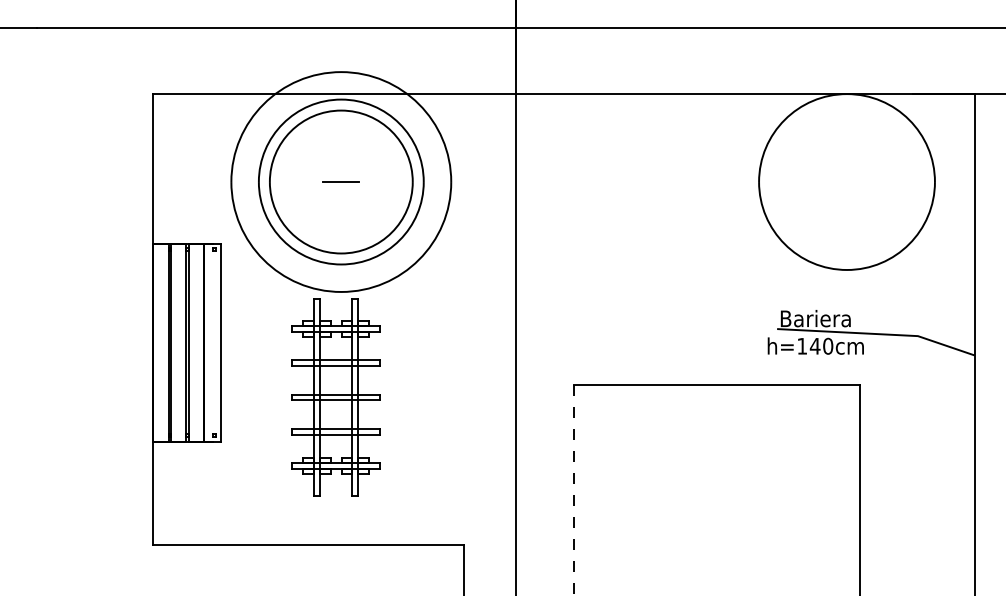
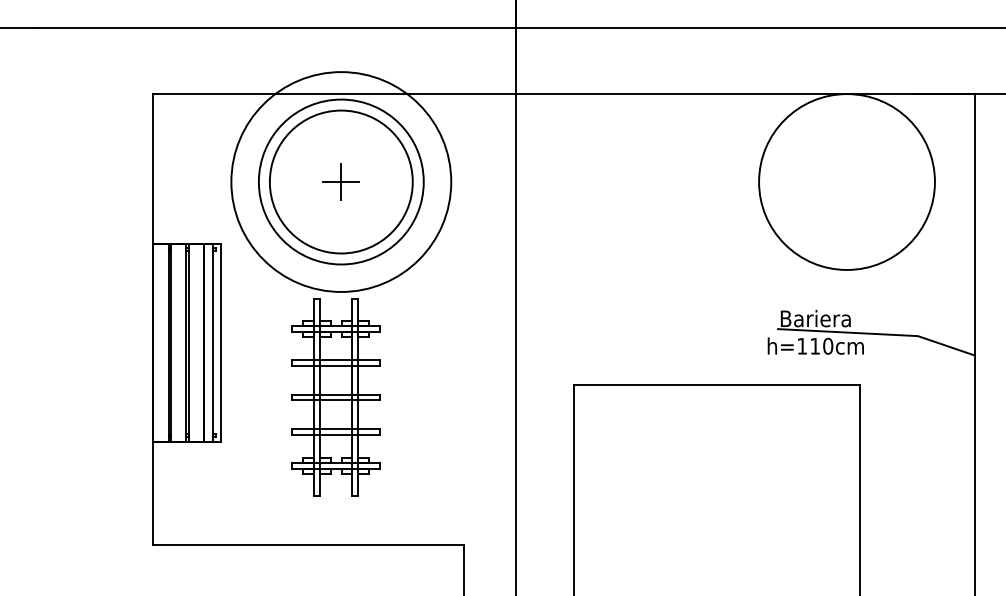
line: none -> present (341, 181)
line: none -> present (212, 342)
text: h=140cm -> h=110cm (814, 346)
line: dashed -> solid (574, 490)
